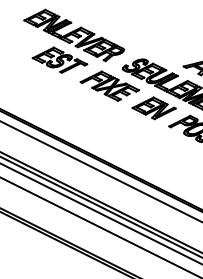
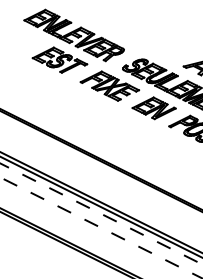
line: present -> none (100, 171)
line: solid -> dashed (101, 213)
line: solid -> dashed (101, 227)
